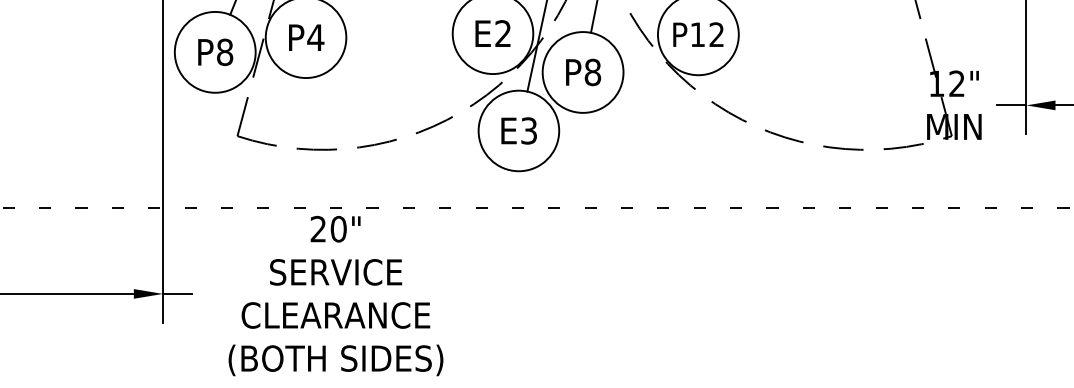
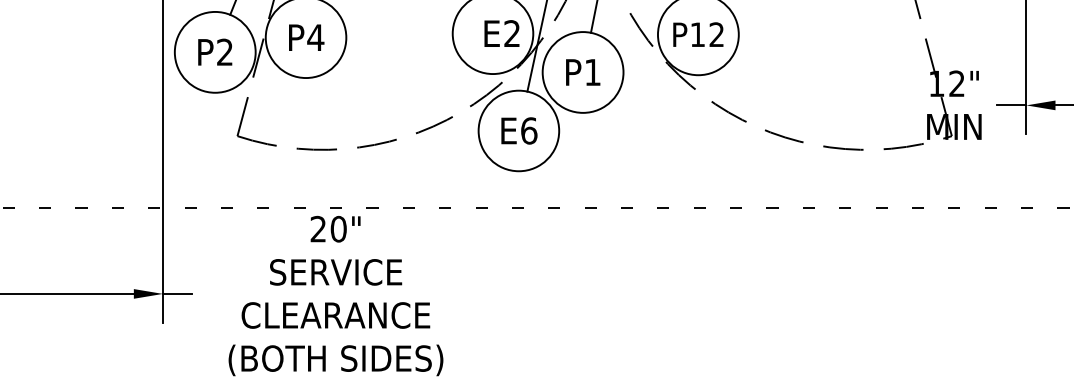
text position: (492, 33) -> (501, 33) (501, 33)
text: P8 -> P2 (225, 52)
text: P8 -> P1 (592, 72)
text: E3 -> E6 (529, 130)
